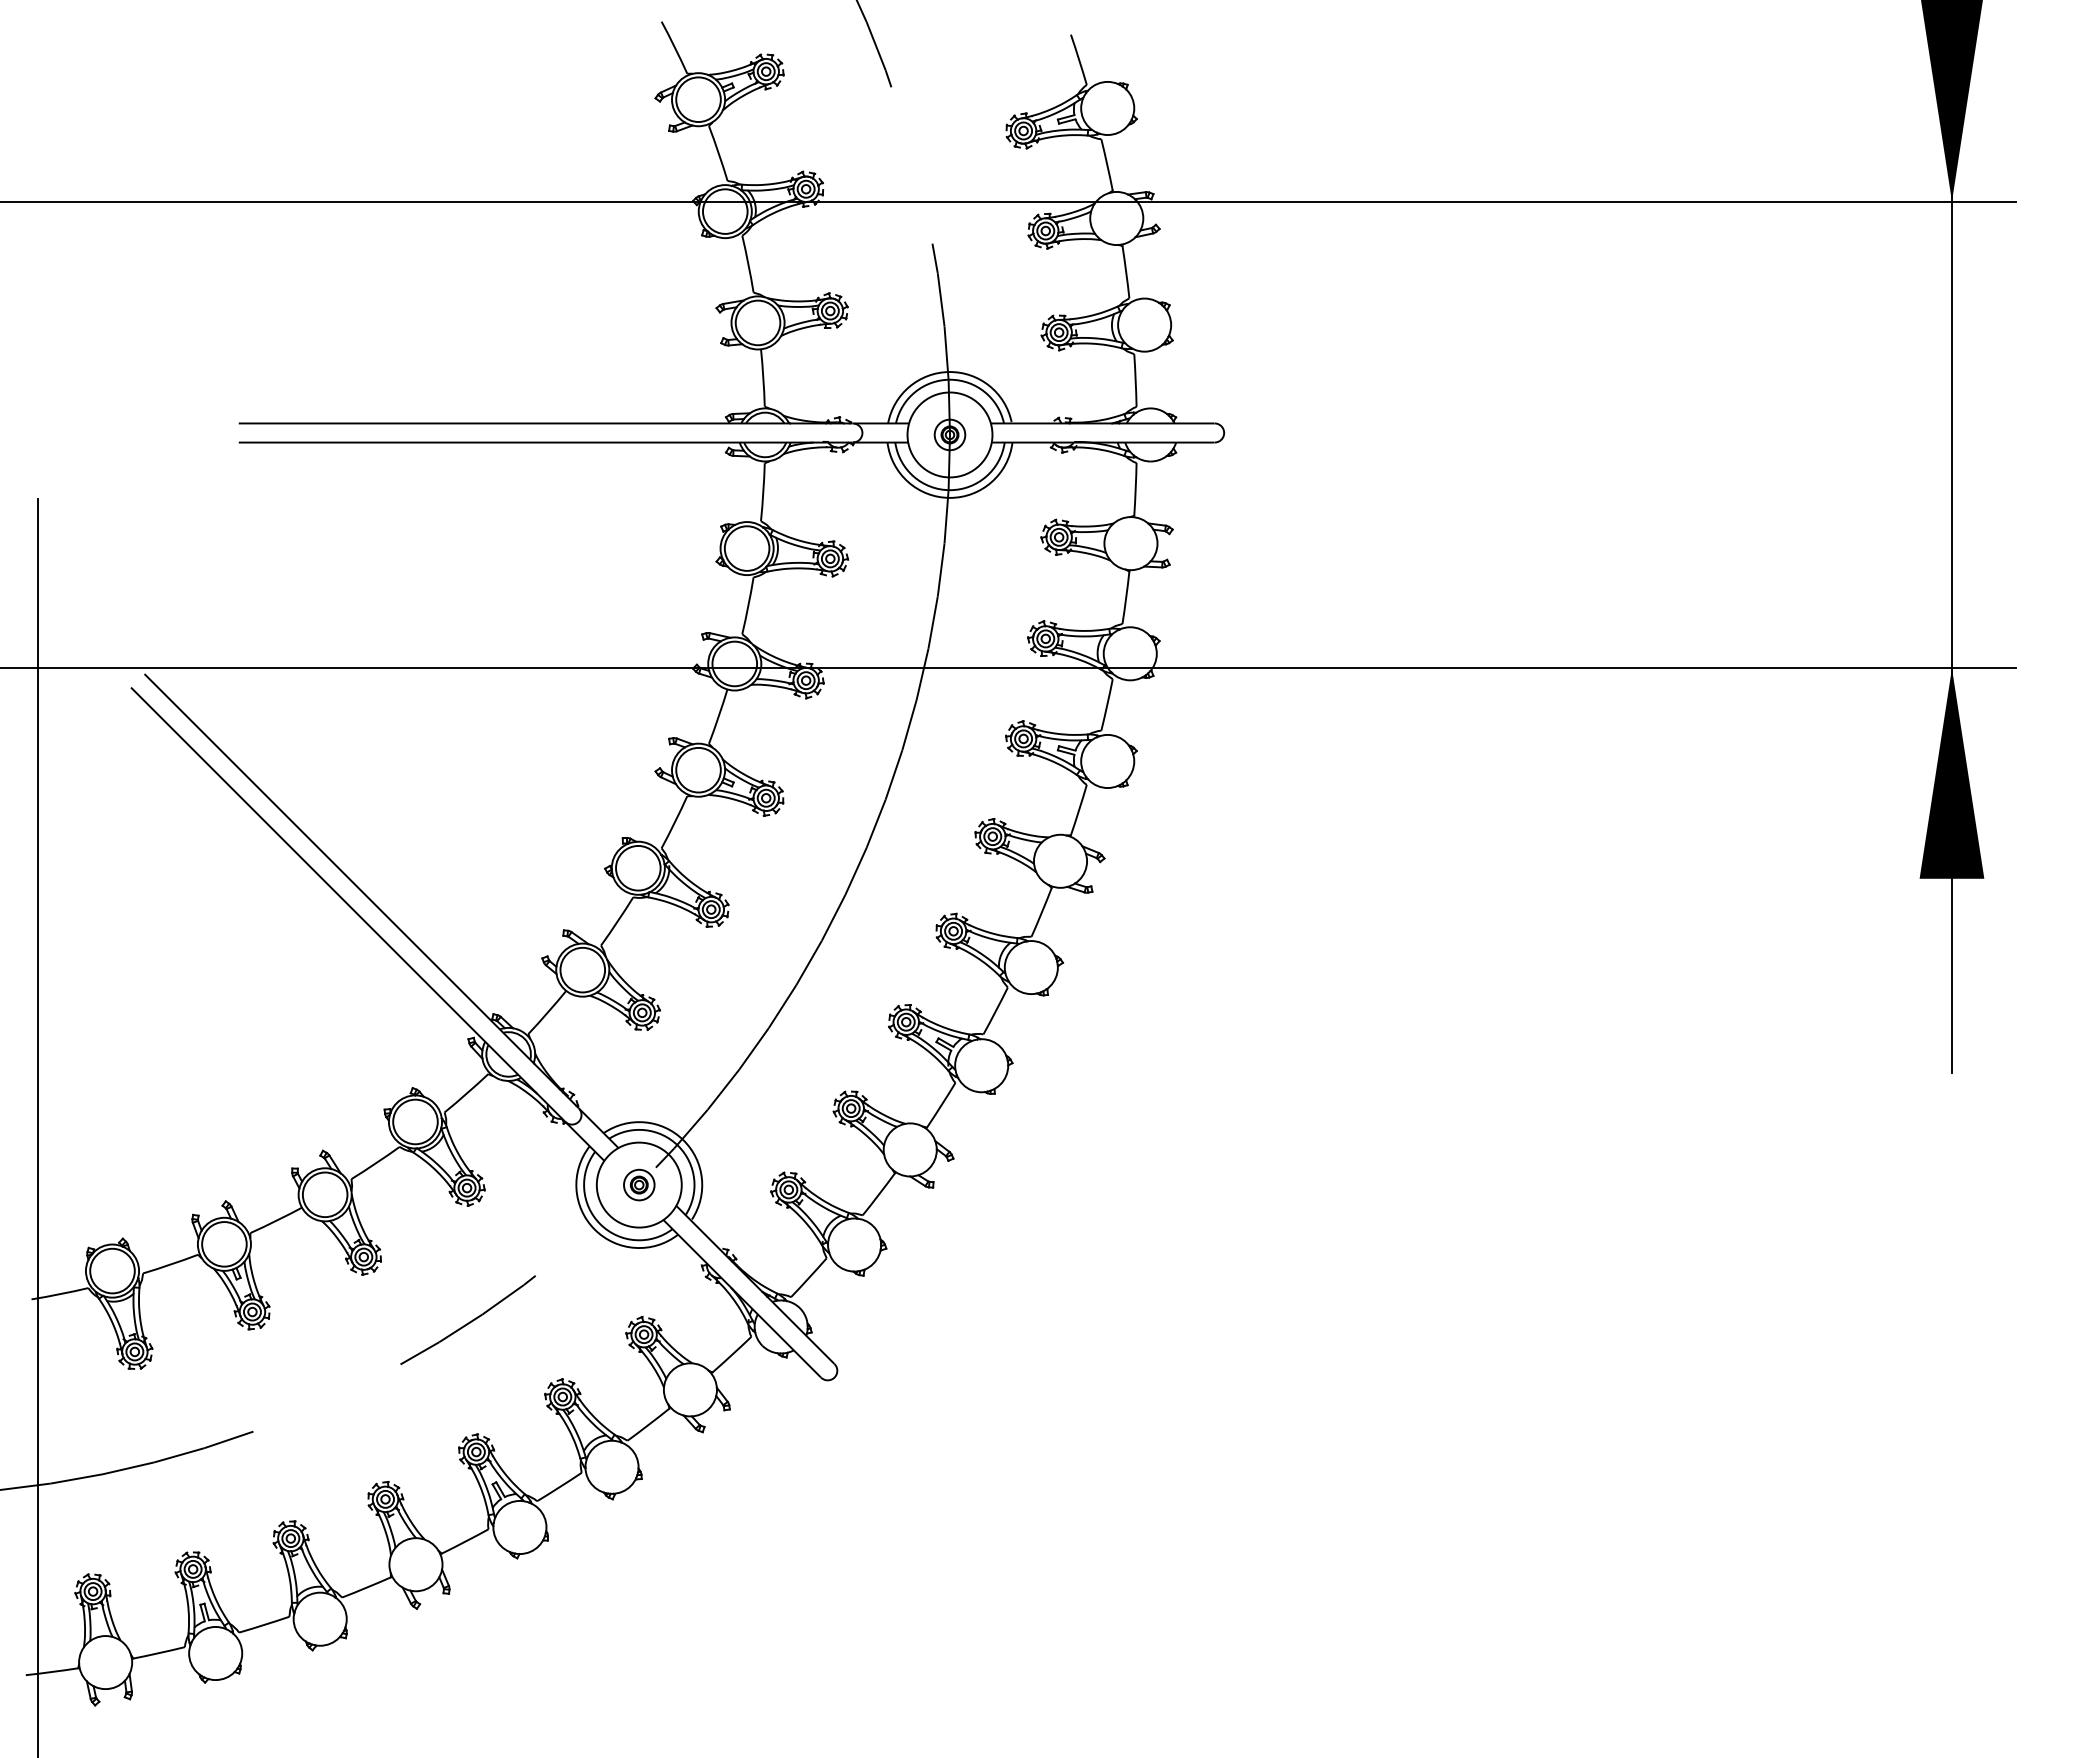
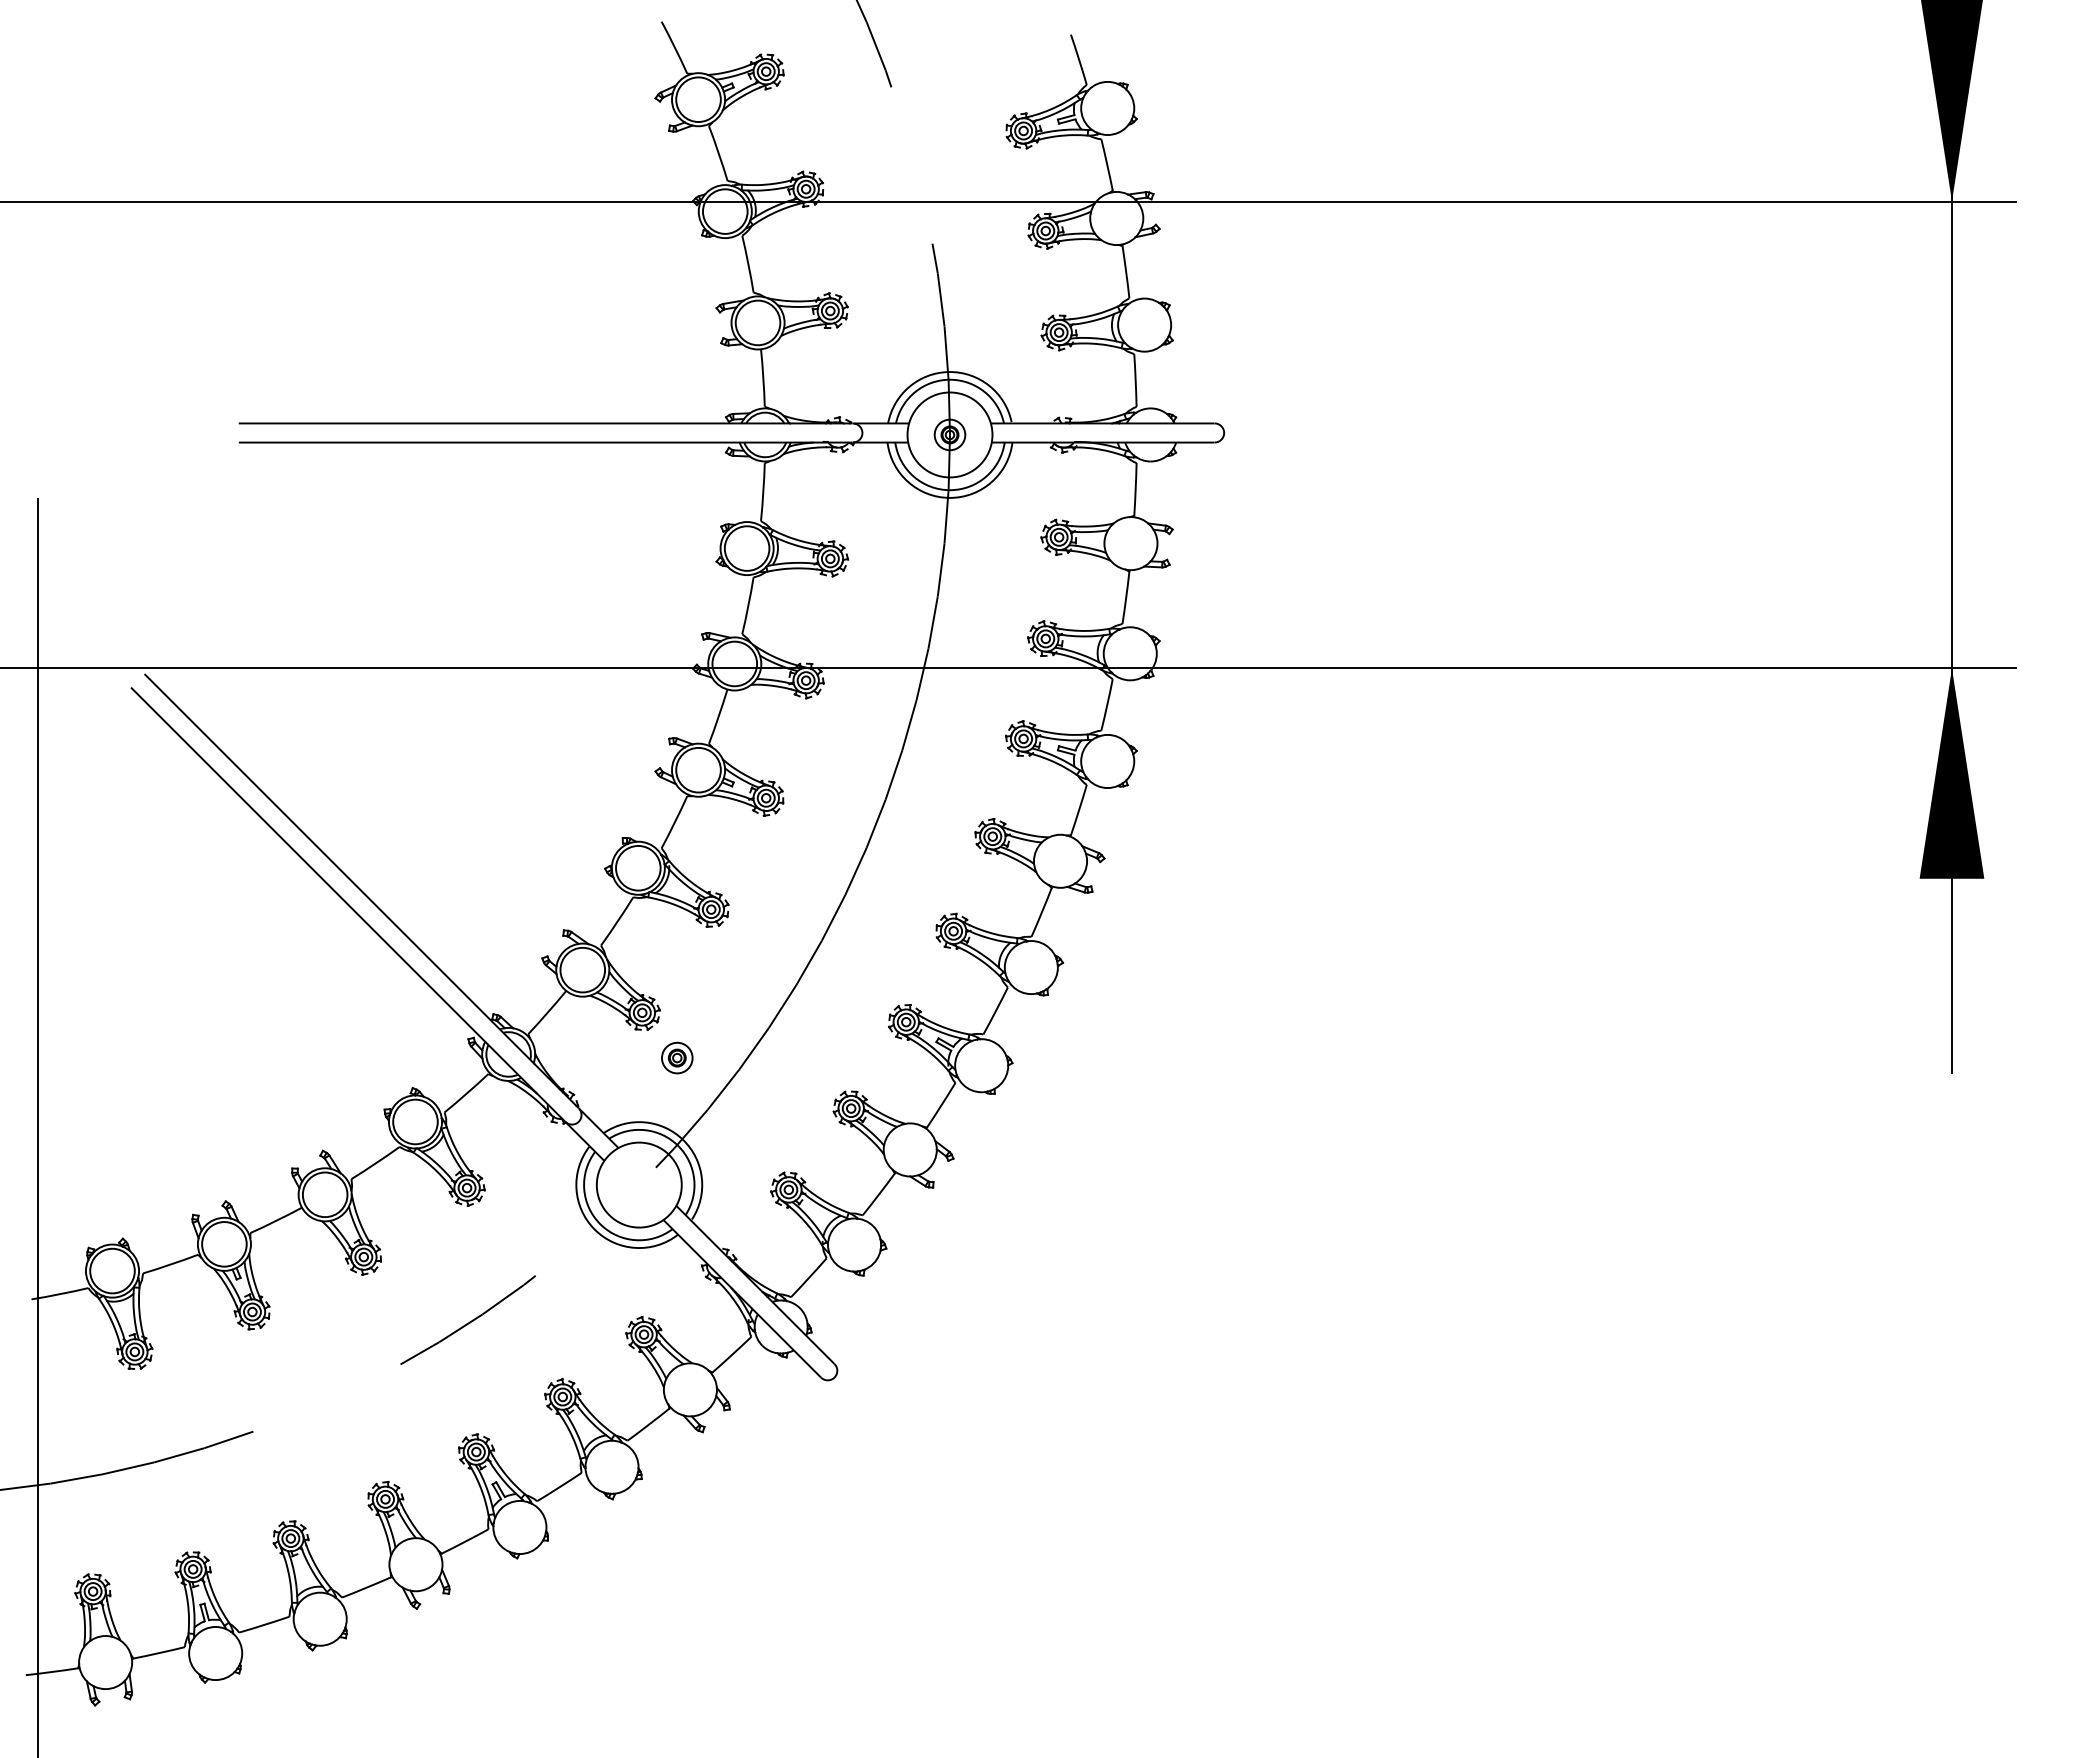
part position: (639, 1184) -> (677, 1057) (677, 1057)
